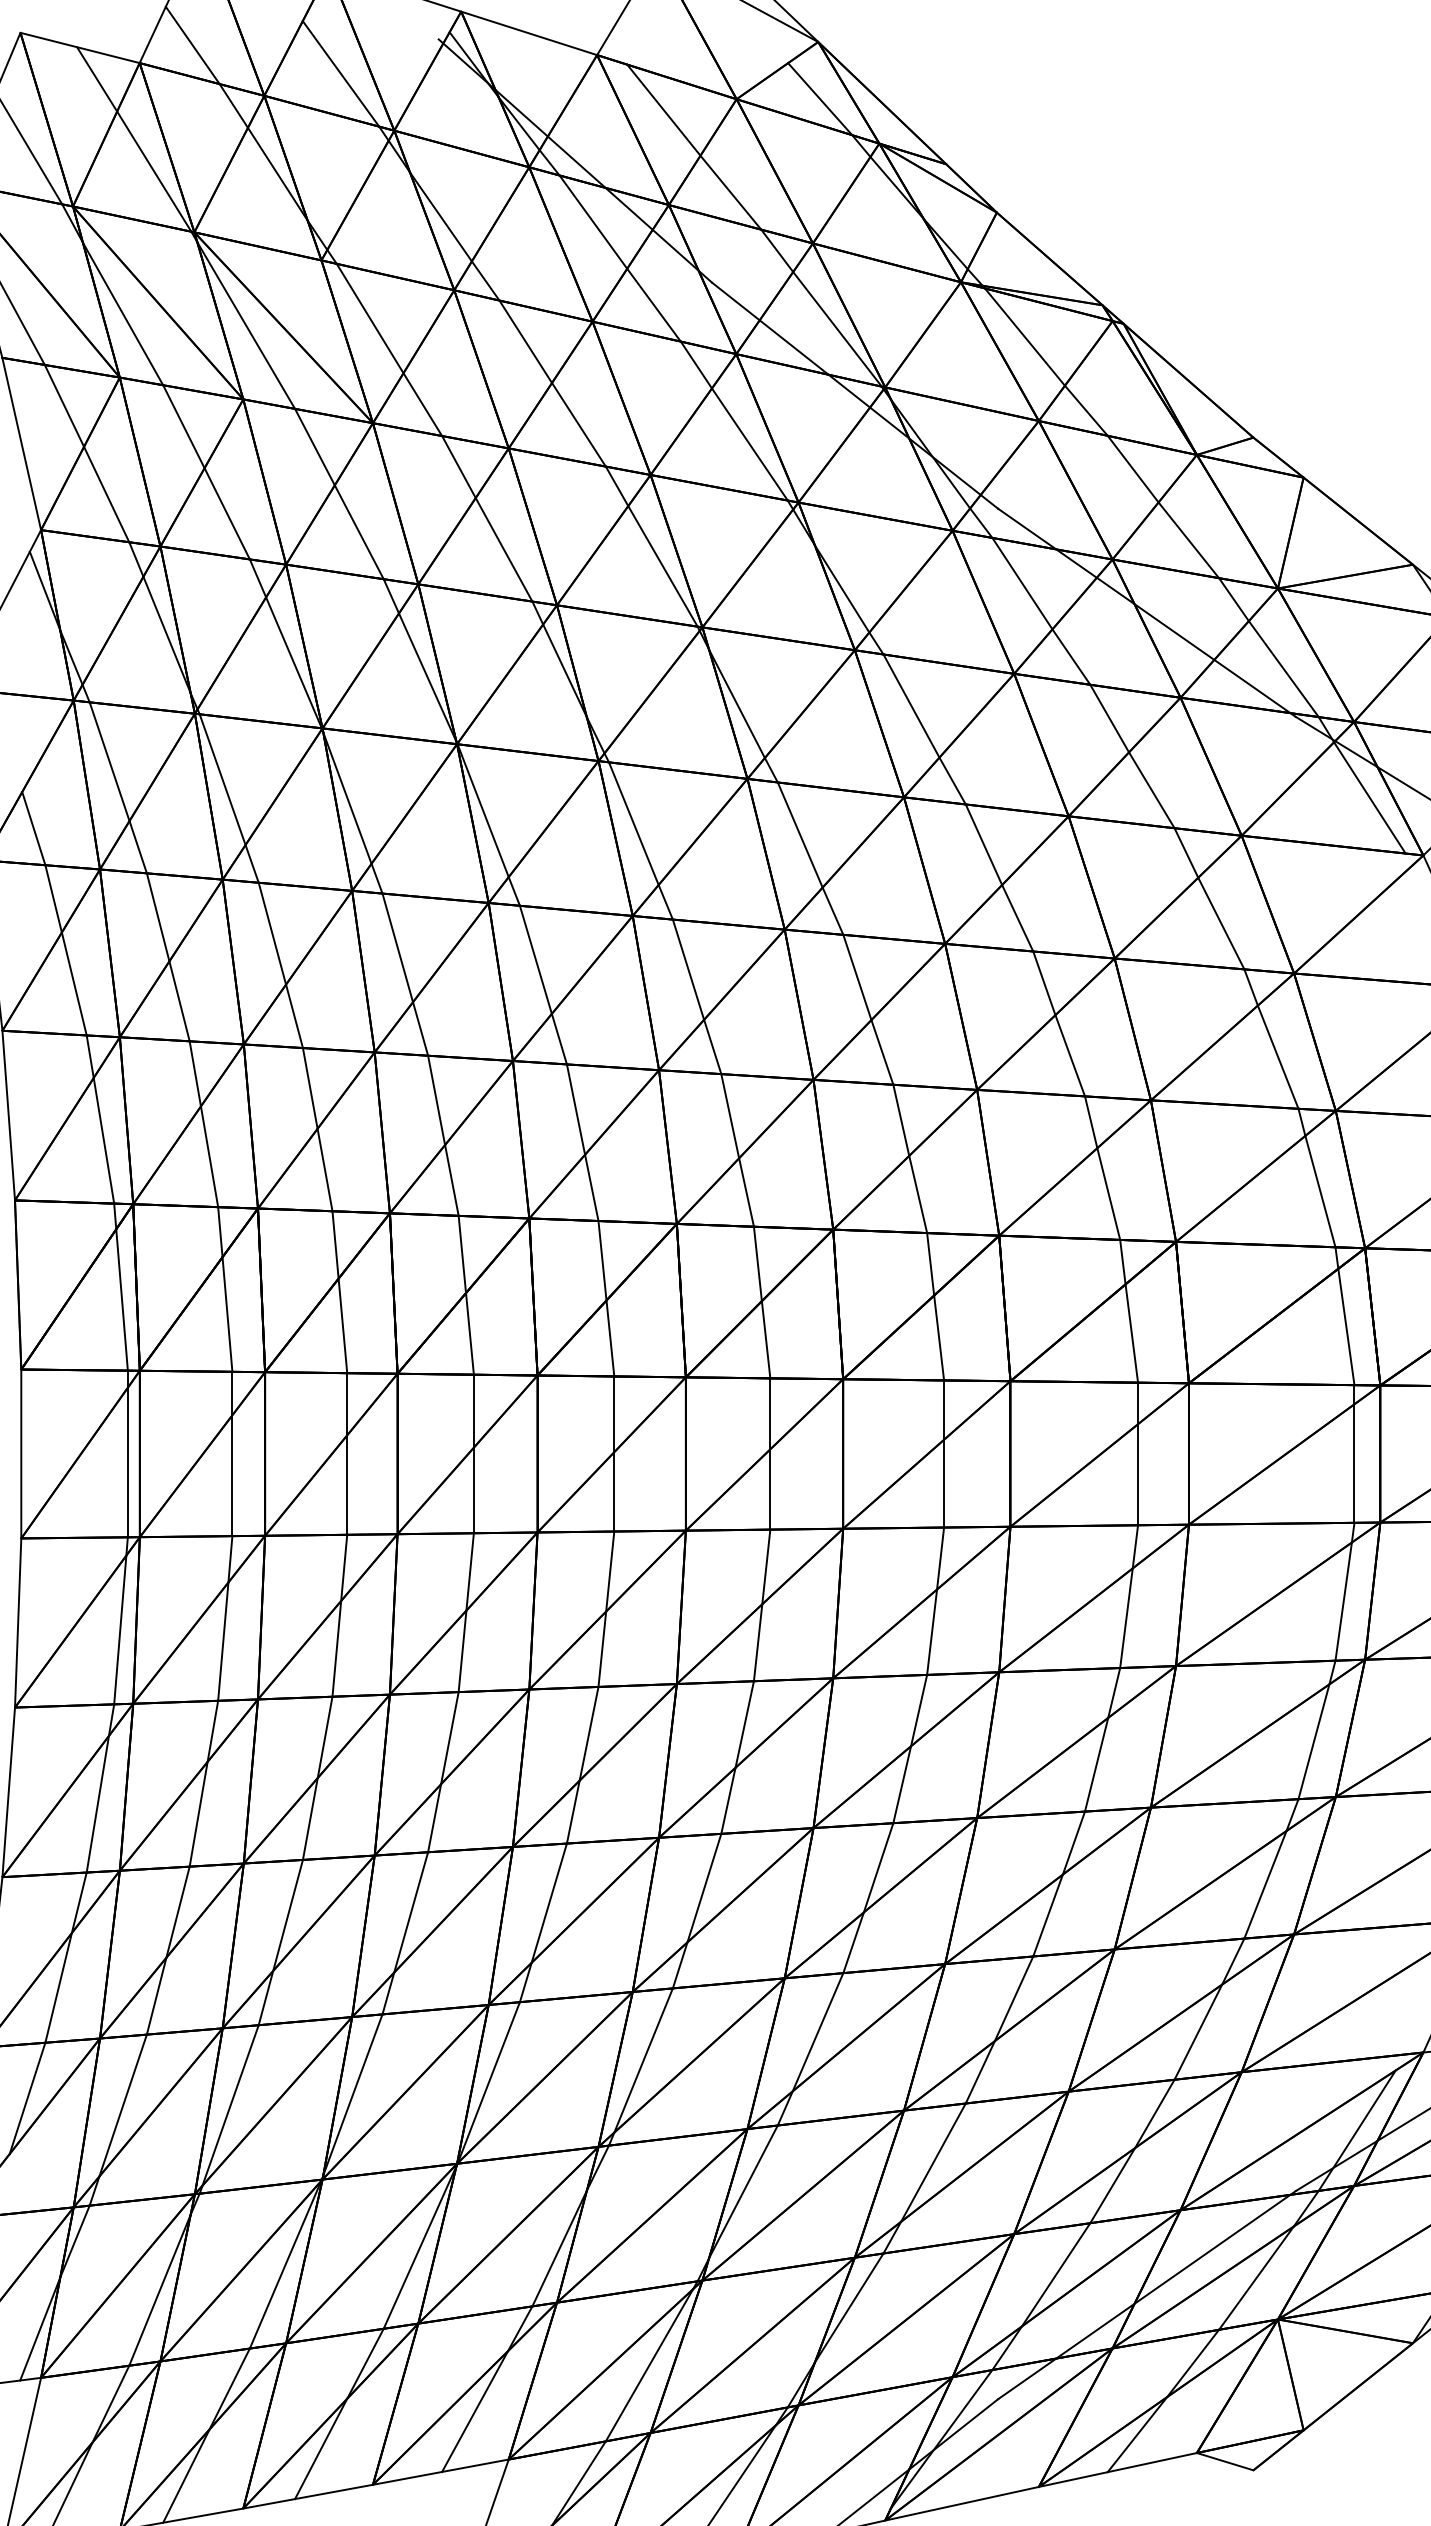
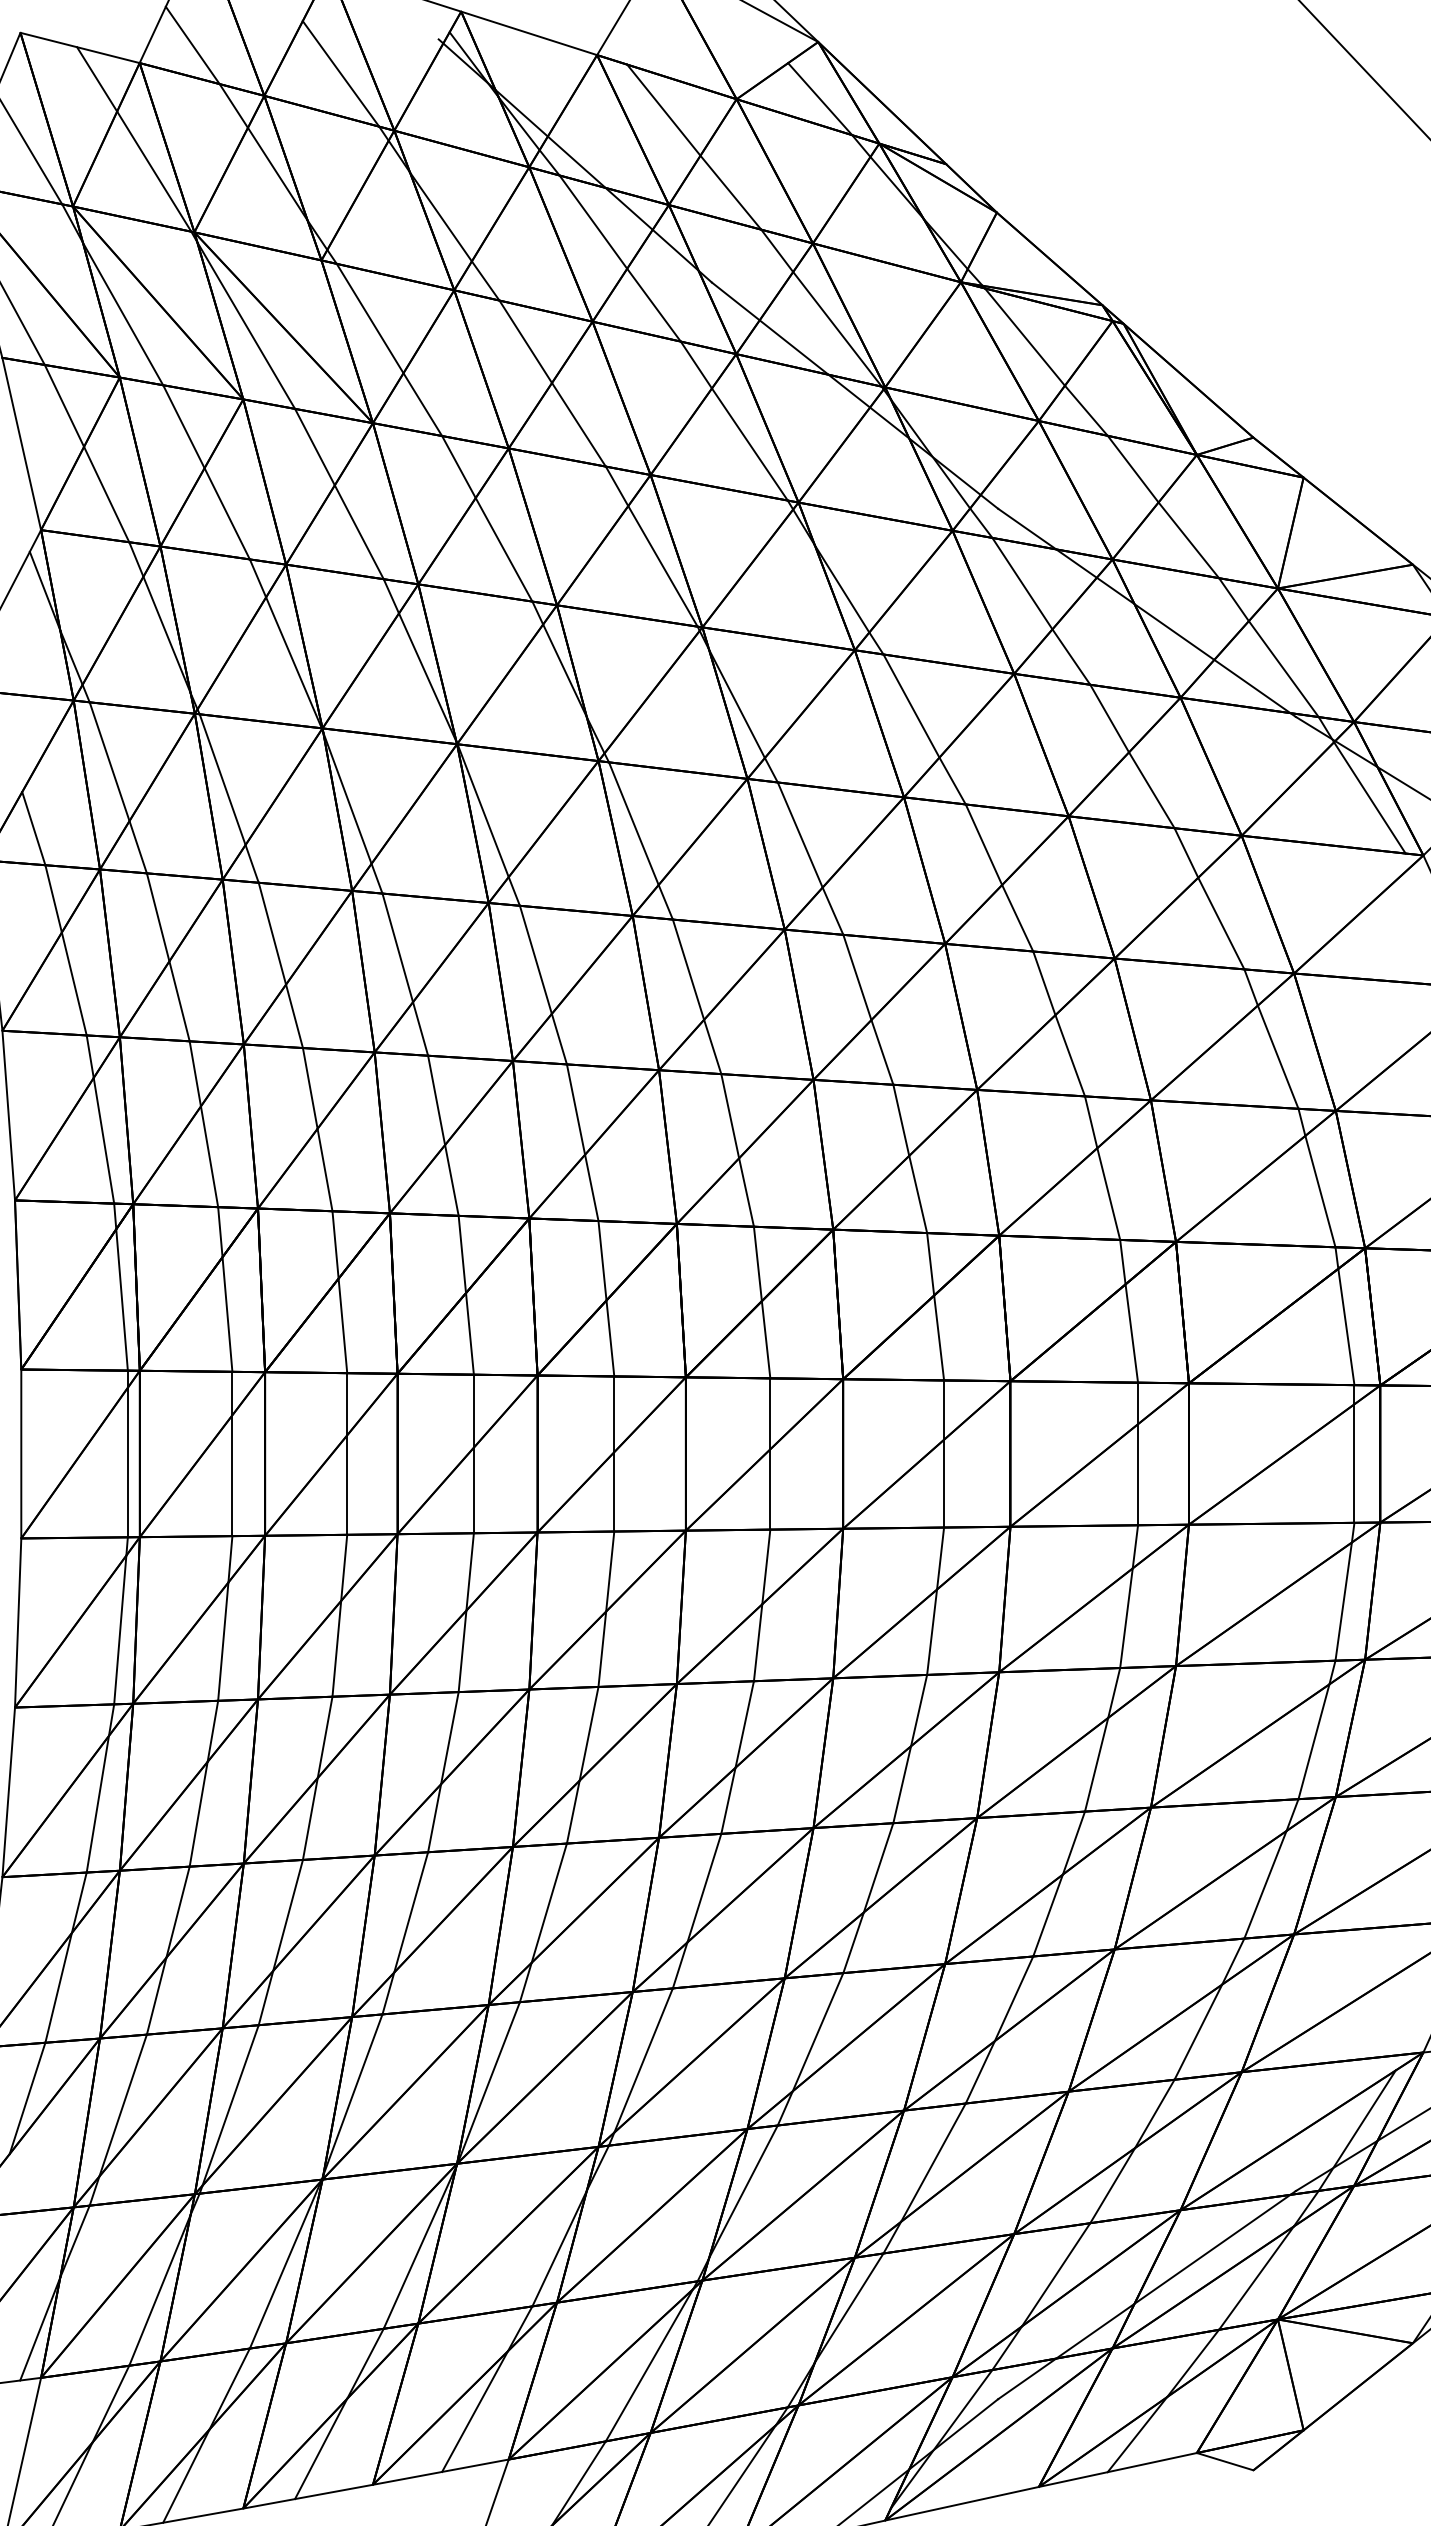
line: none -> present (1364, 69)
